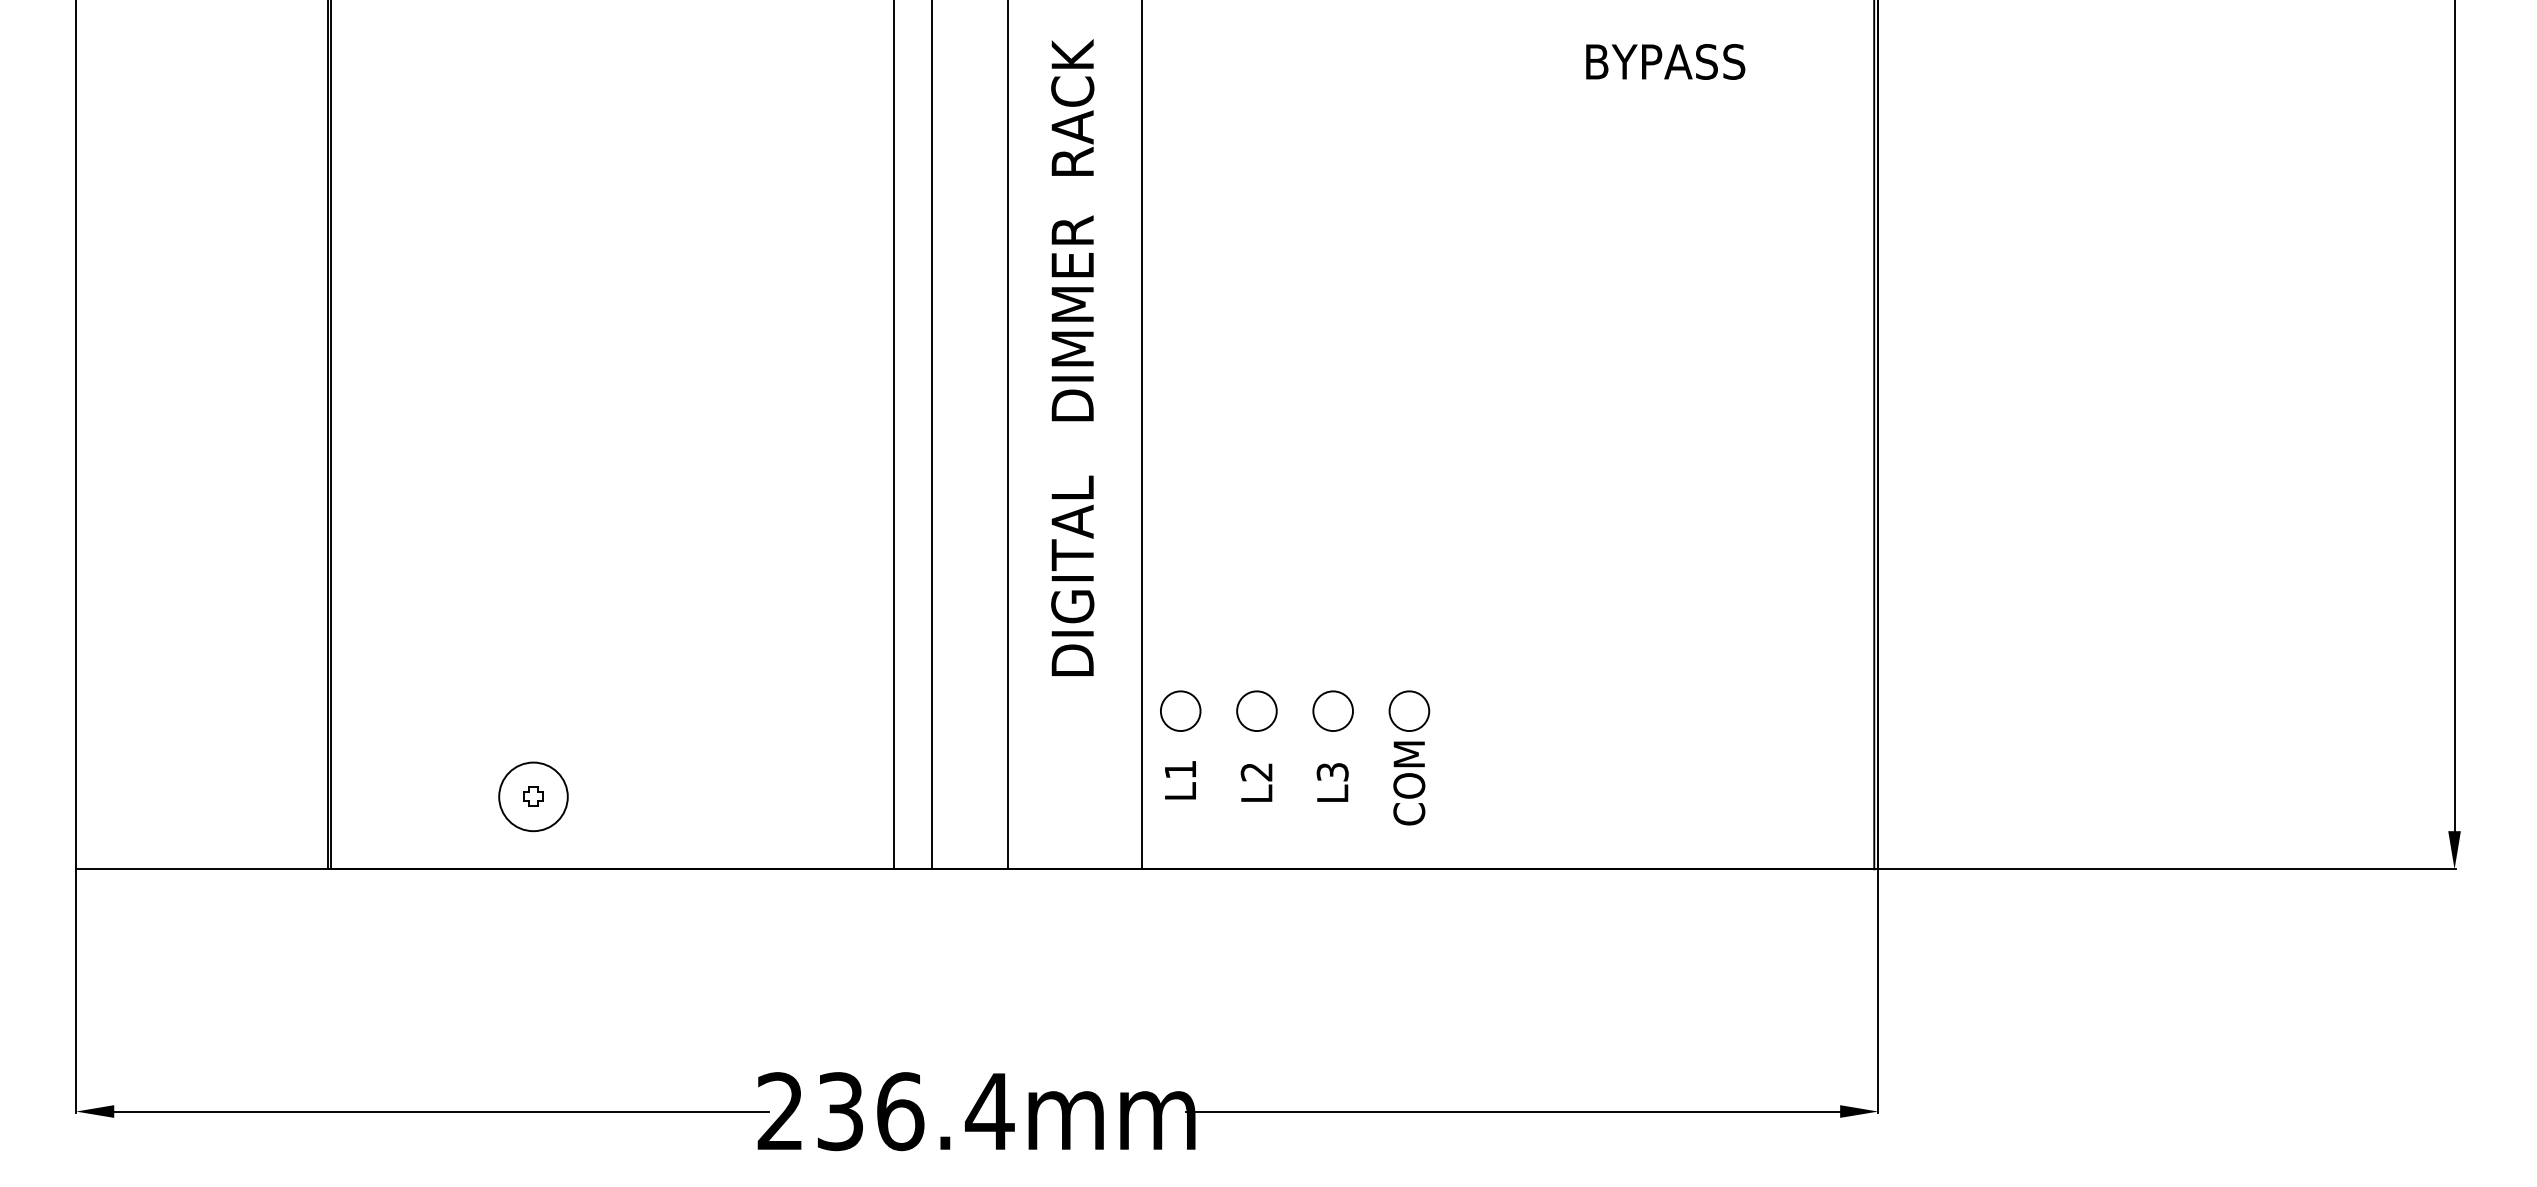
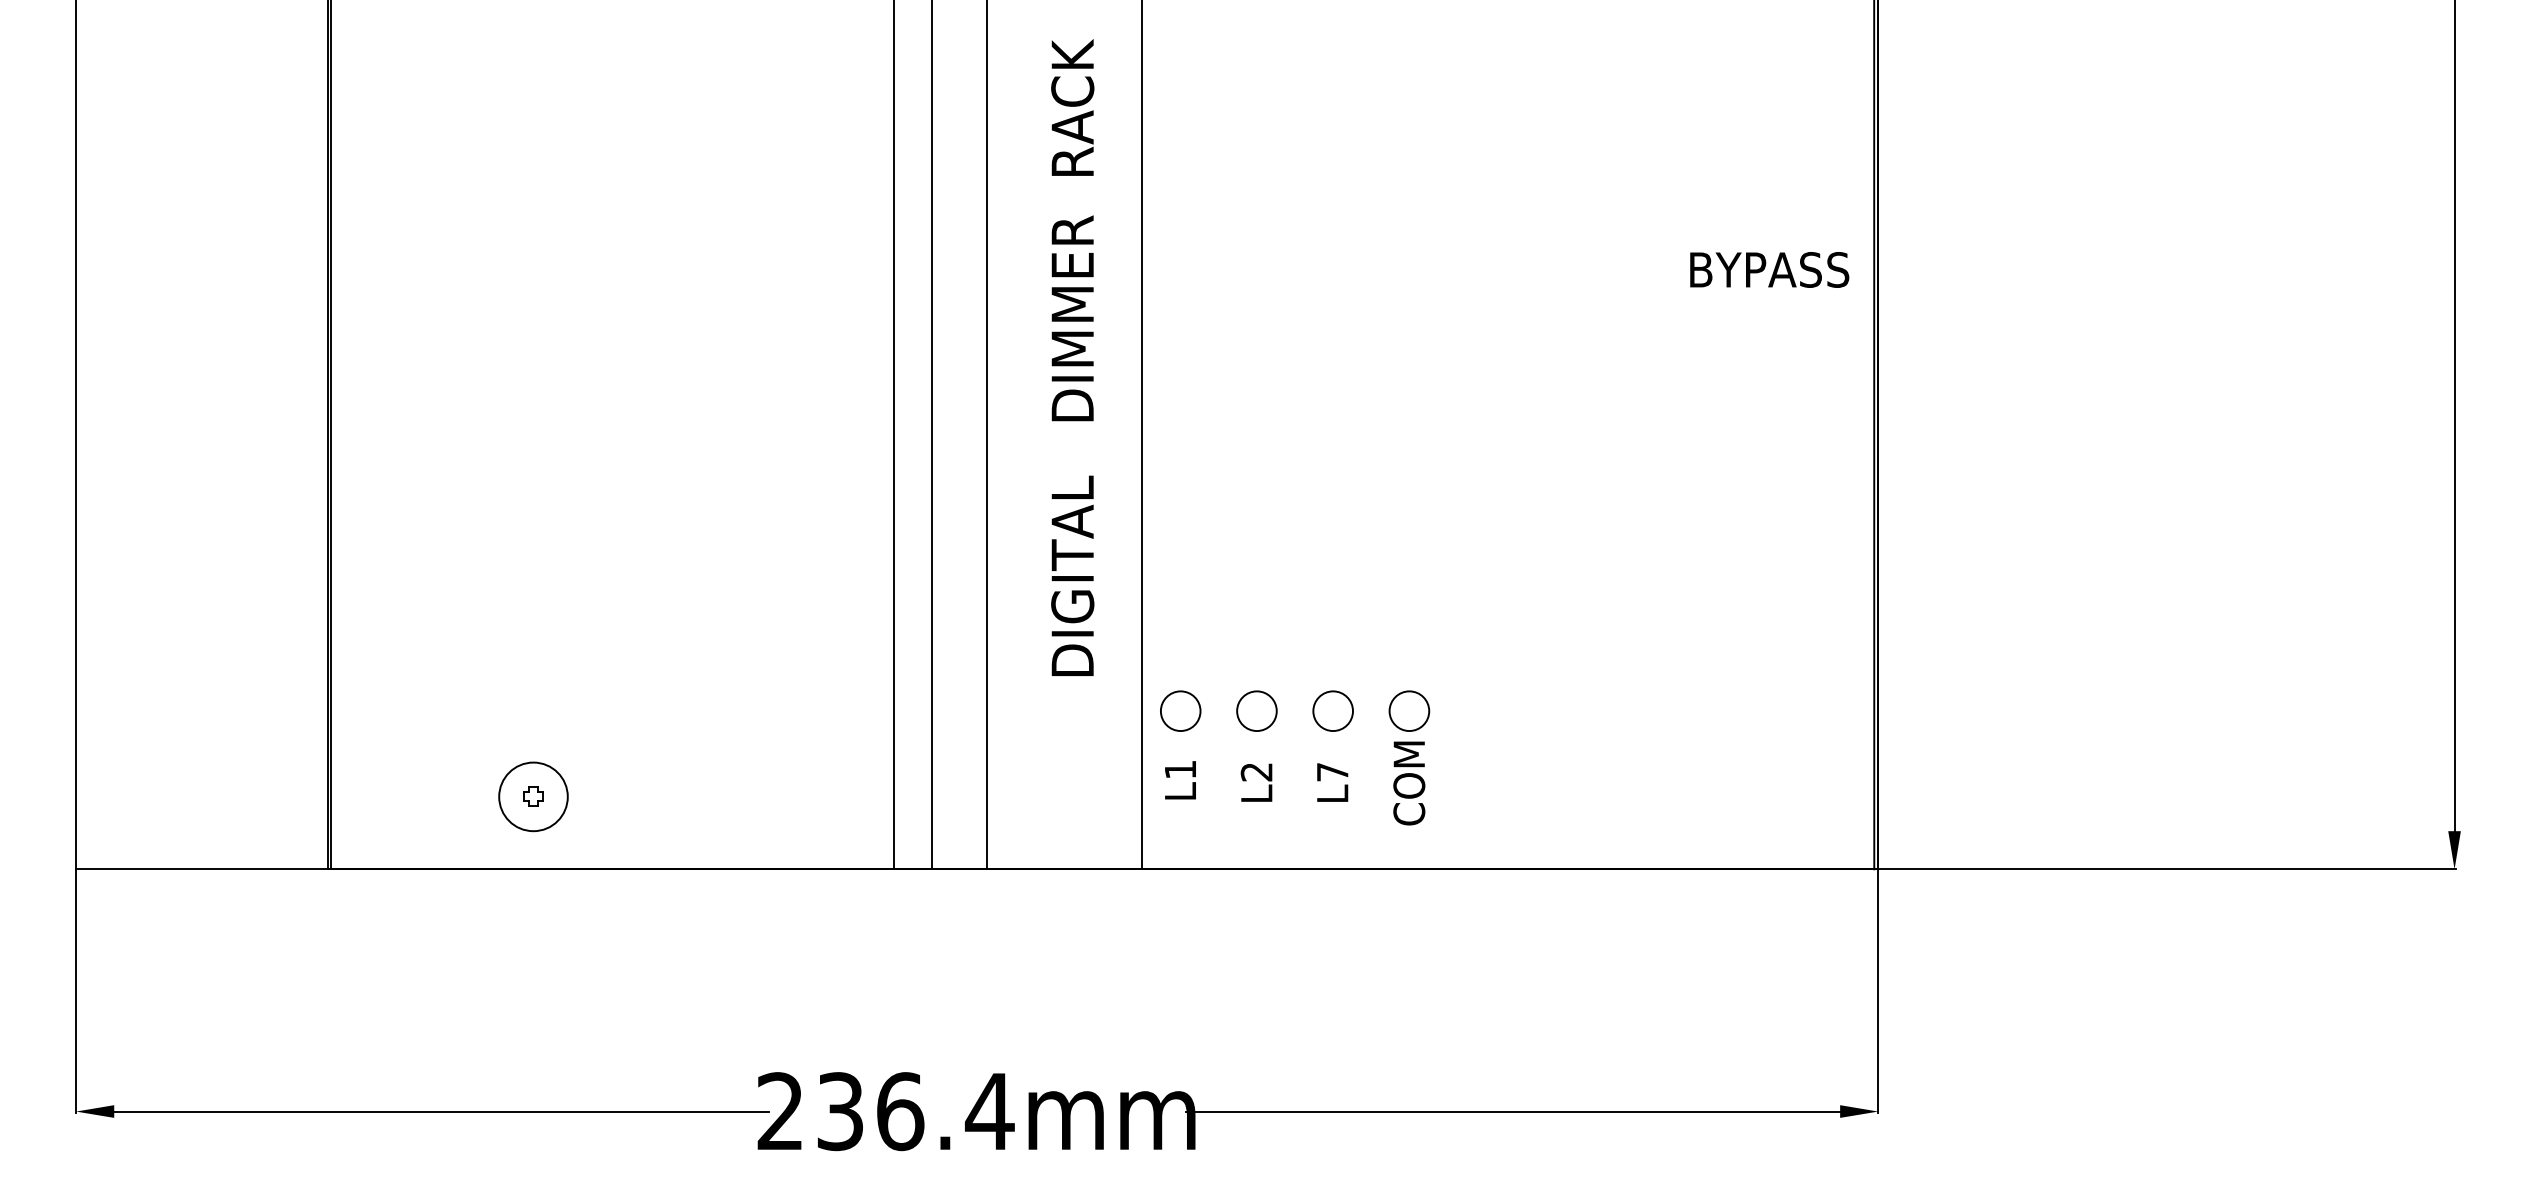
text position: (1665, 61) -> (1769, 269) (1769, 269)
line position: (1008, 435) -> (987, 435) (987, 435)
text: L3 -> L7 (1332, 772)
